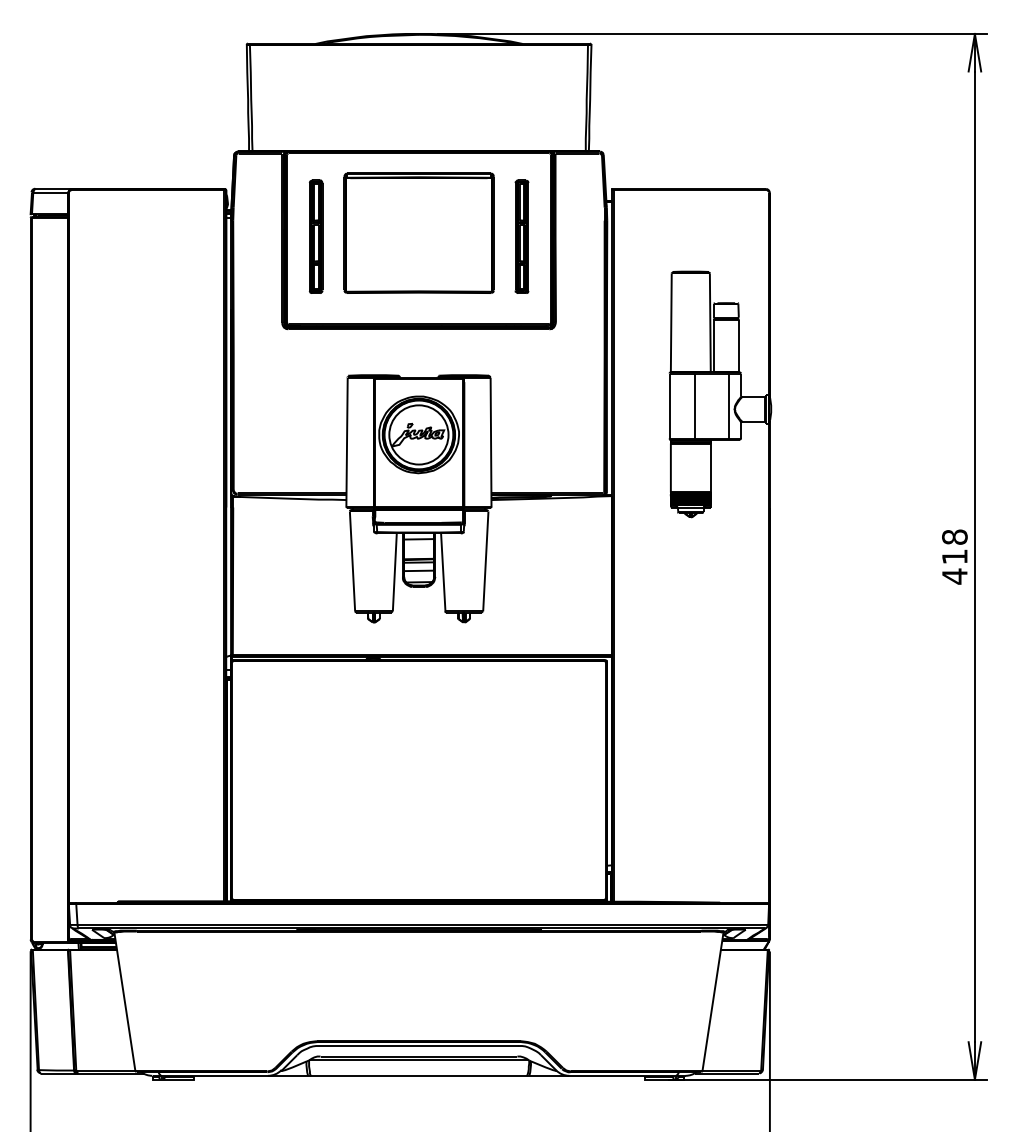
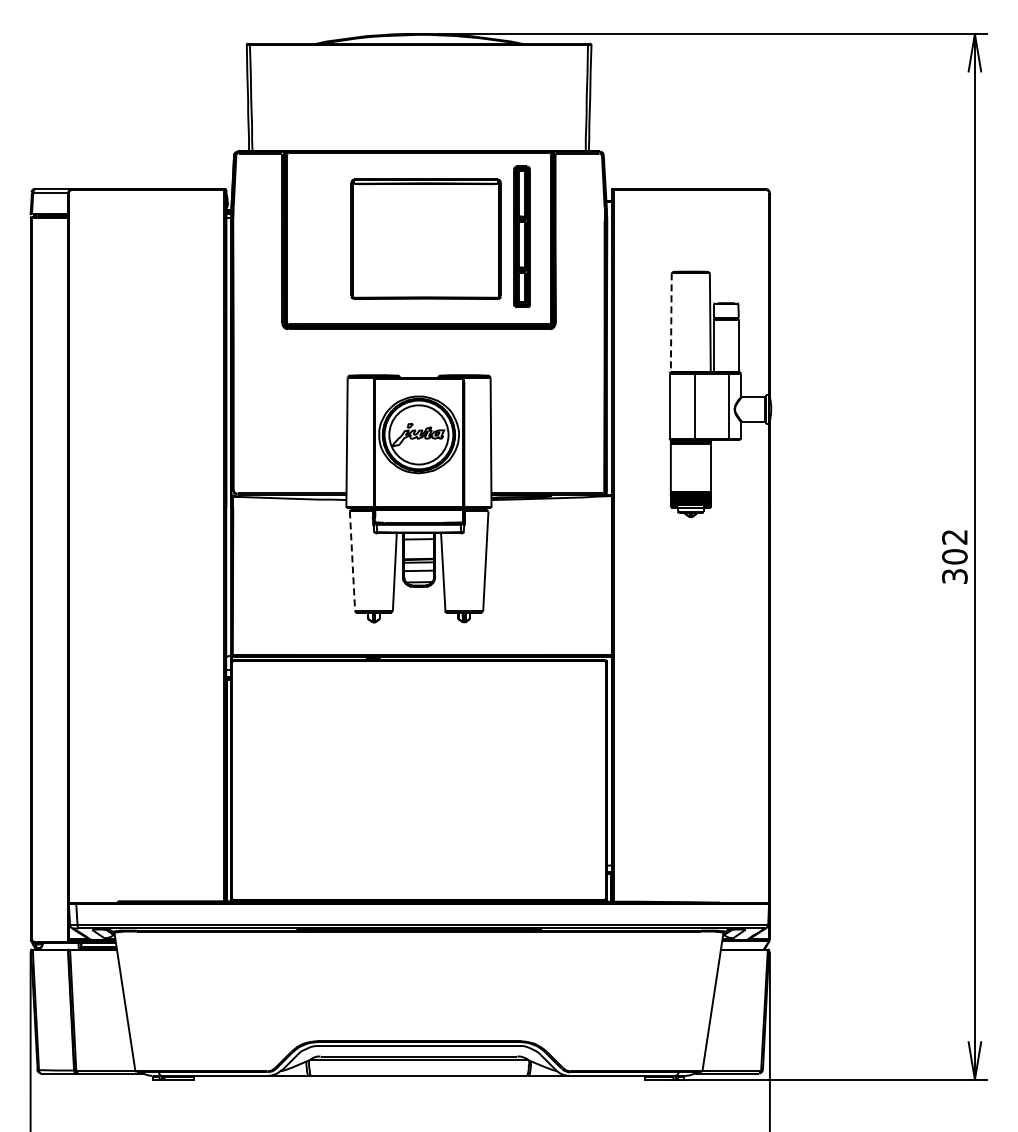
part position: (418, 232) -> (425, 238) (425, 238)
part: present -> none (315, 236)
part size: 16x115 px -> 18x144 px (521, 236)
line: solid -> dashed (671, 323)
text: 418 -> 302 (954, 556)
line: solid -> dashed (352, 561)
